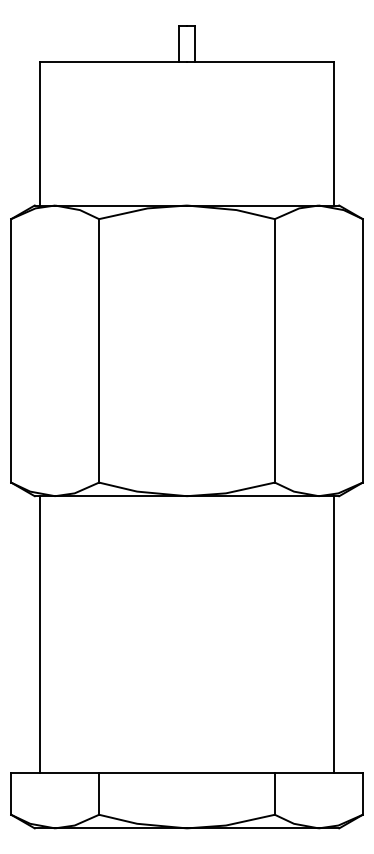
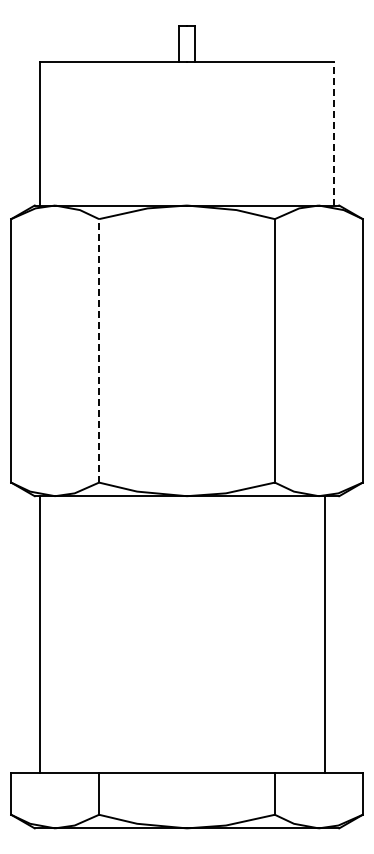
line: solid -> dashed (333, 133)
line: solid -> dashed (99, 350)
line position: (333, 634) -> (324, 634) (324, 634)
